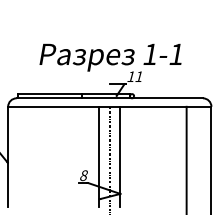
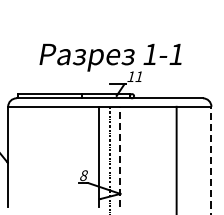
line: solid -> dashed (120, 156)
line position: (186, 158) -> (176, 158) (176, 158)
line: solid -> dashed (211, 160)
